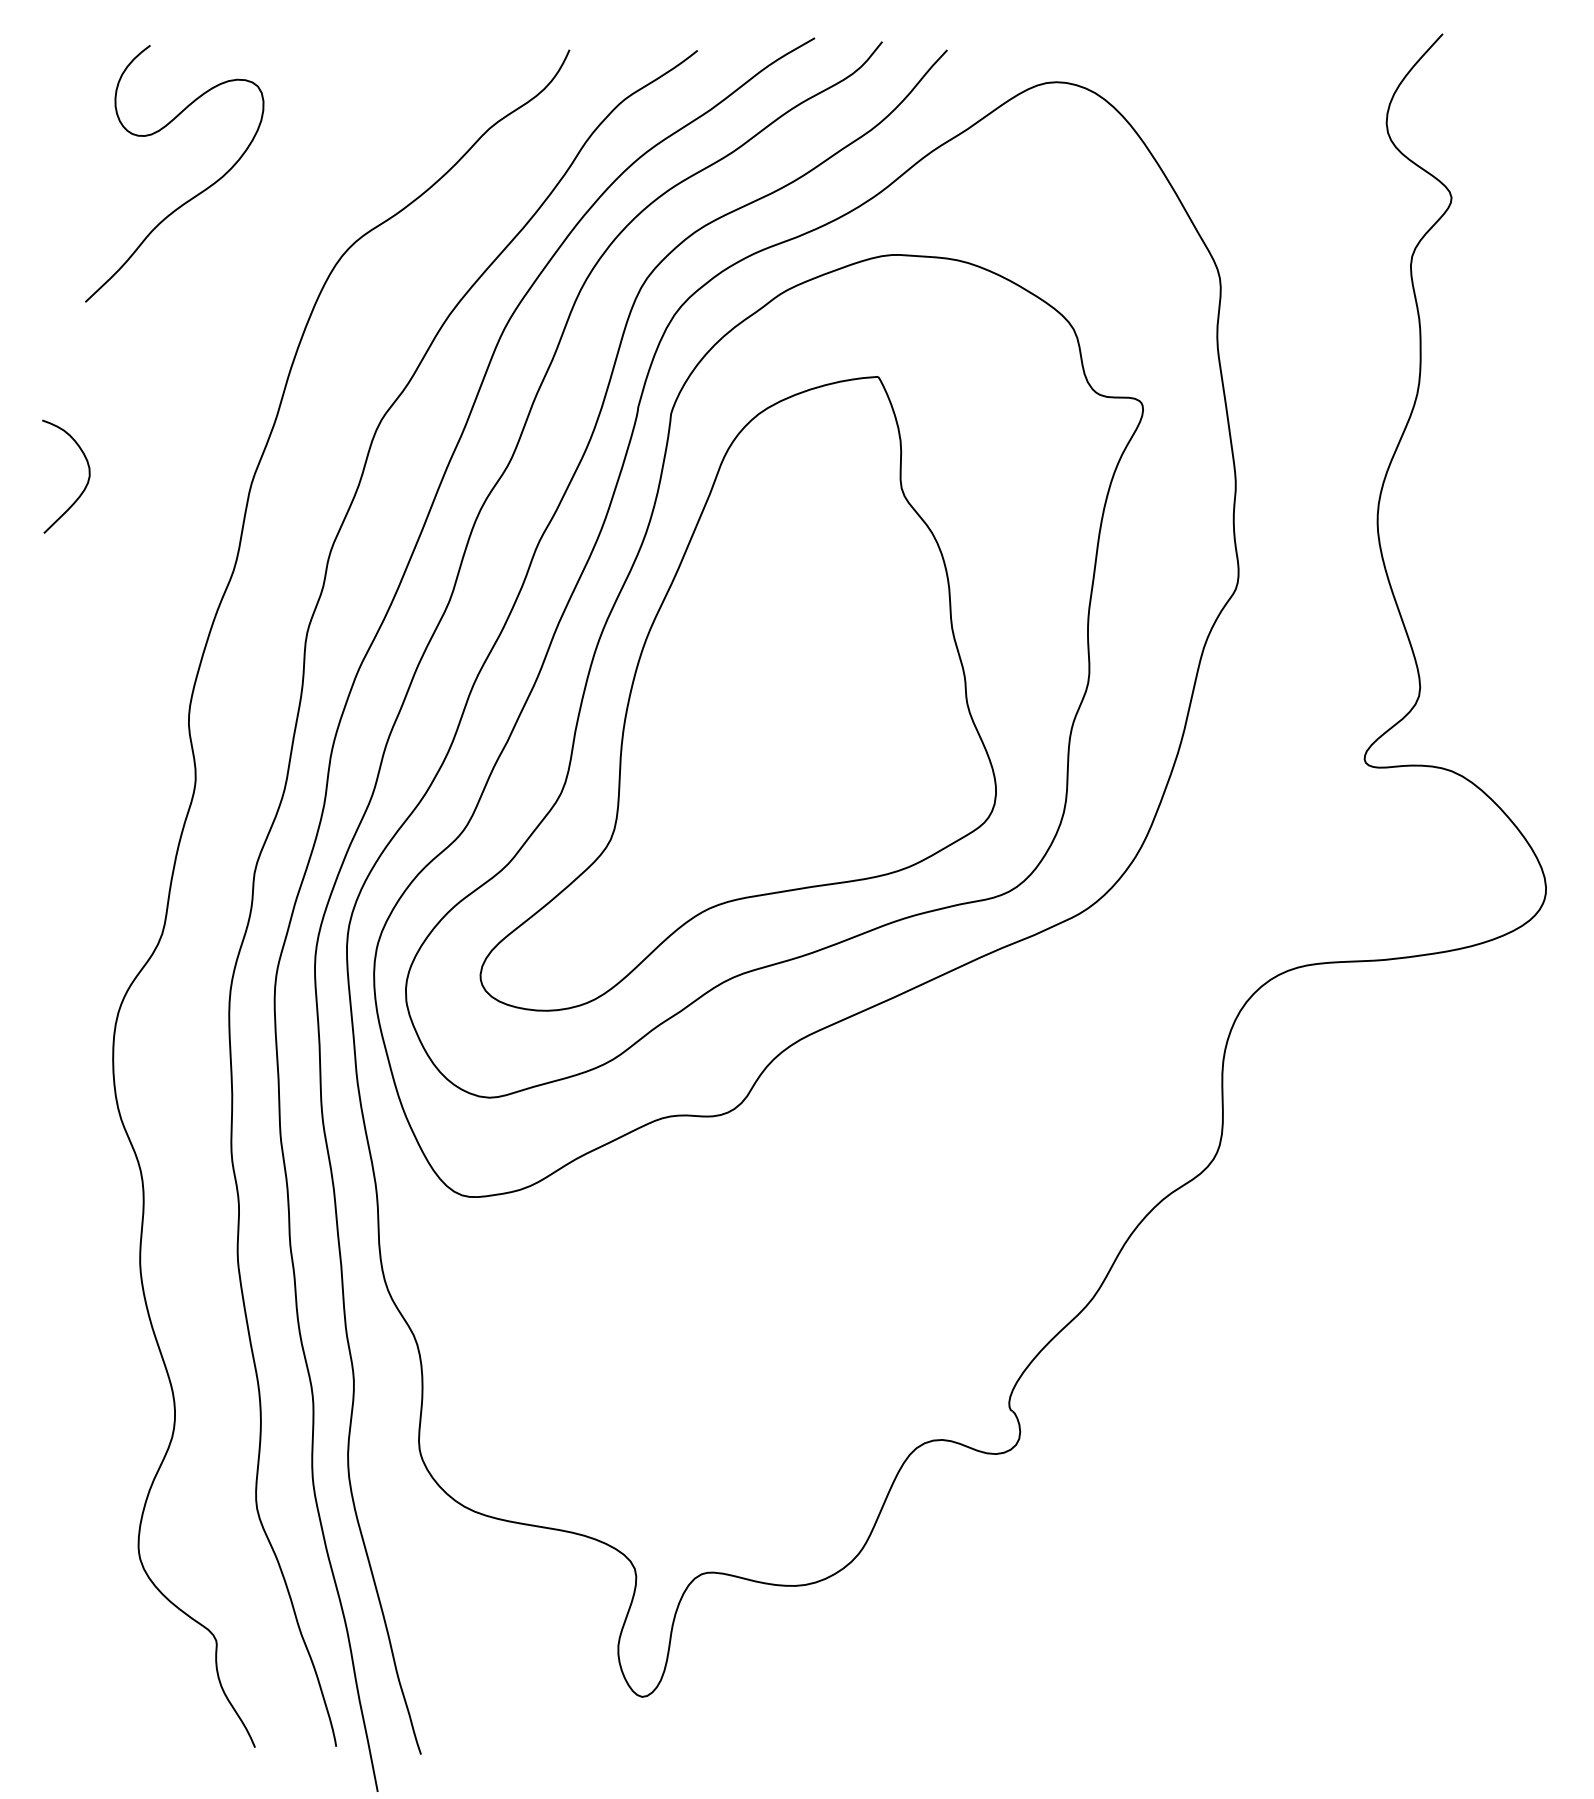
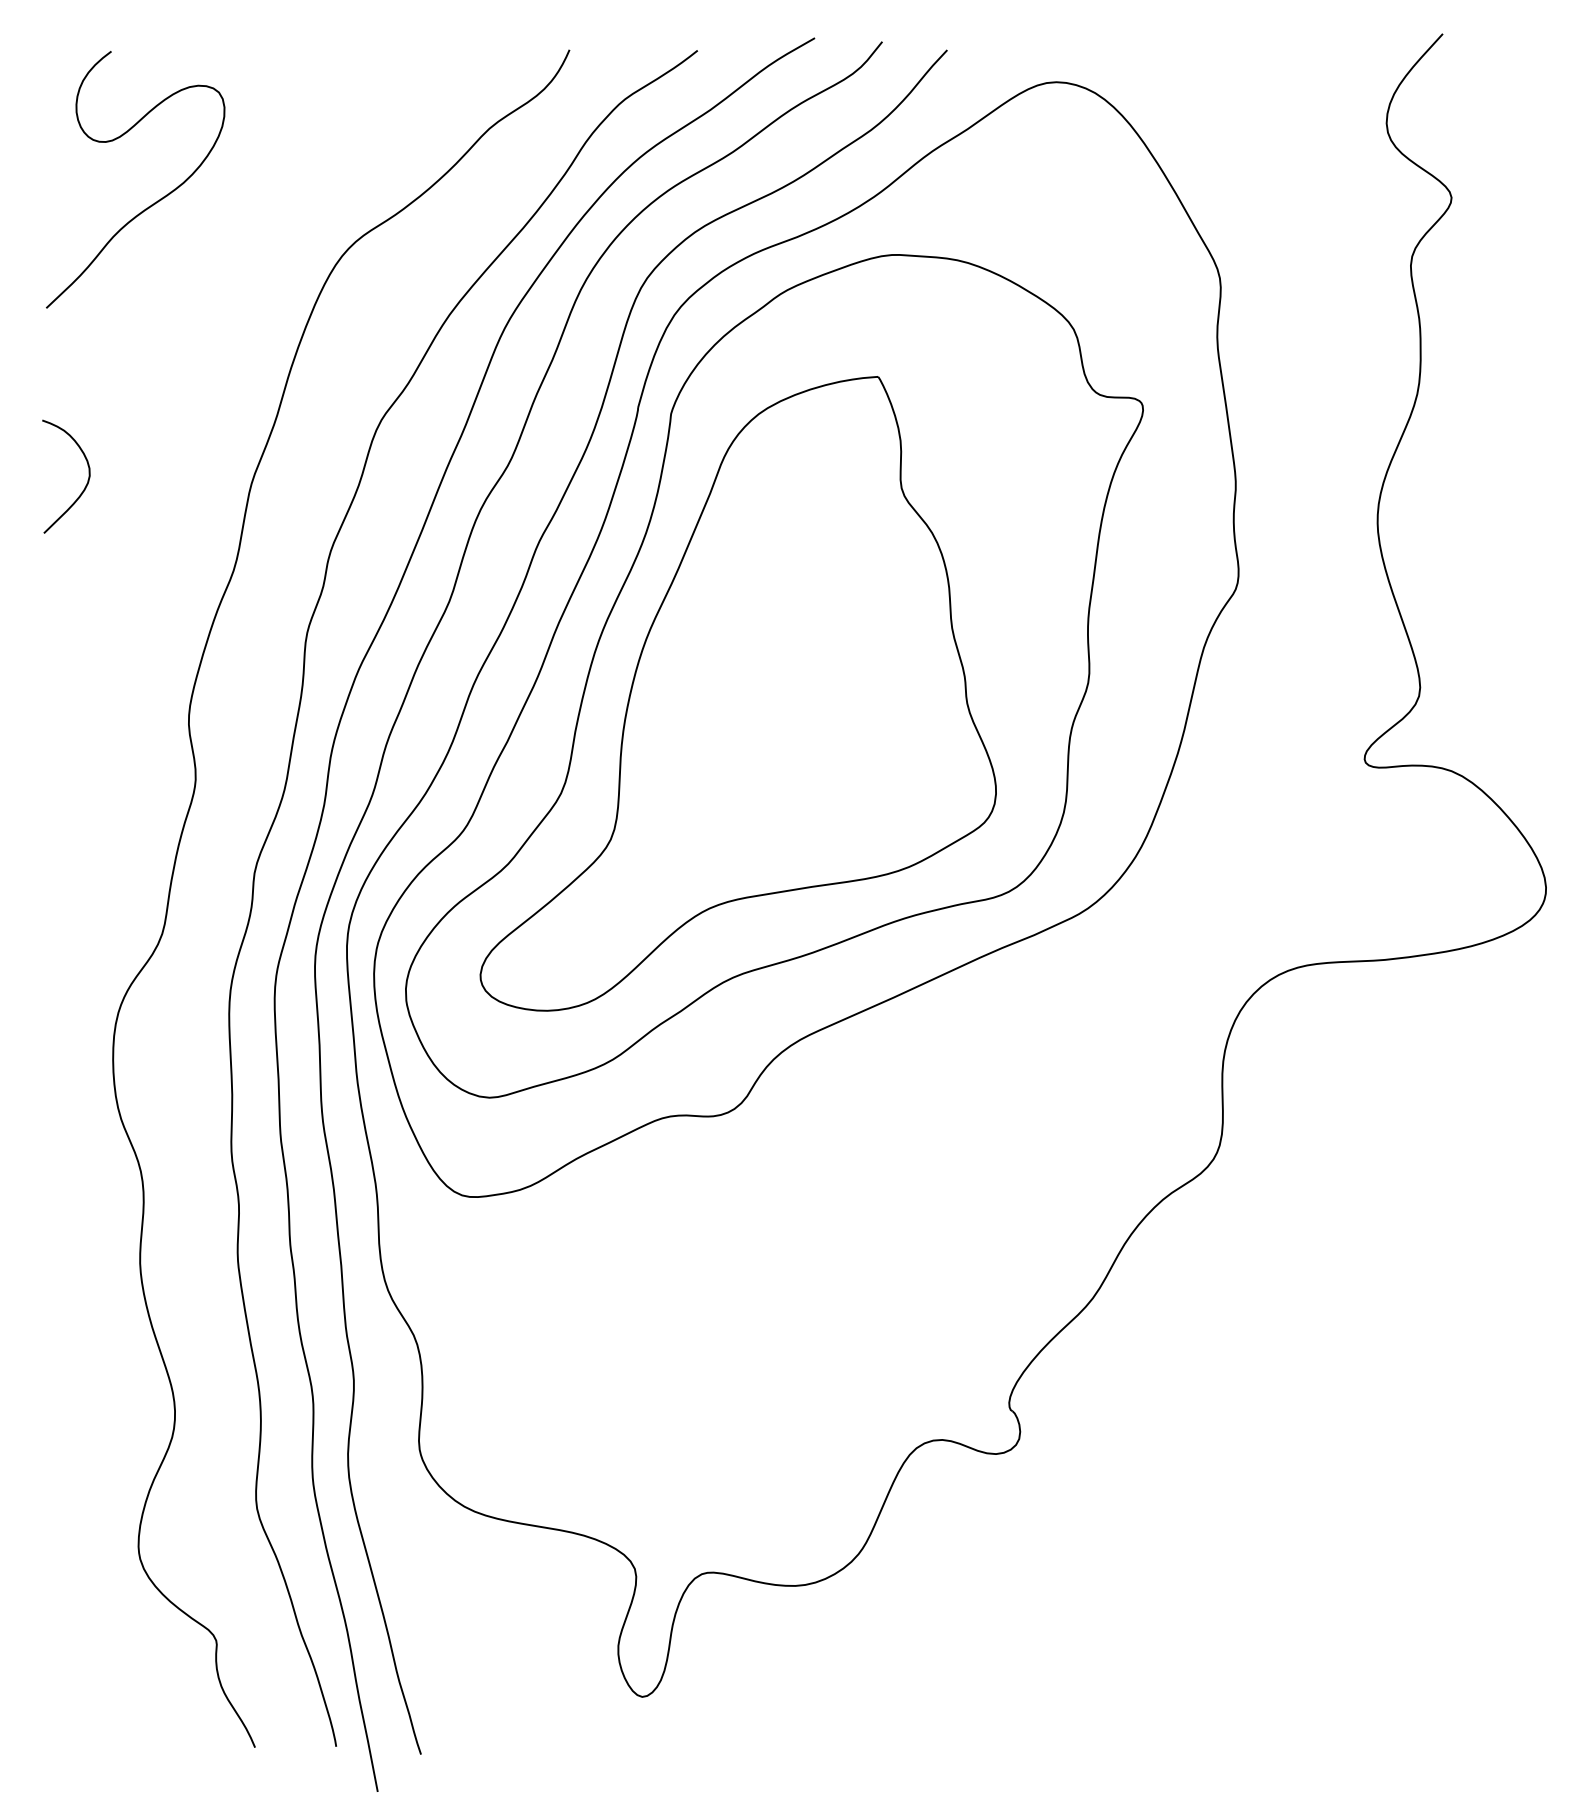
curve position: (190, 198) -> (151, 204) (151, 204)
